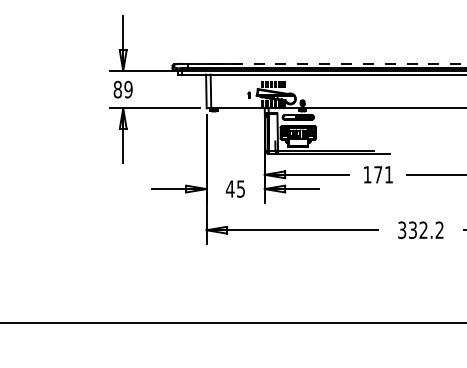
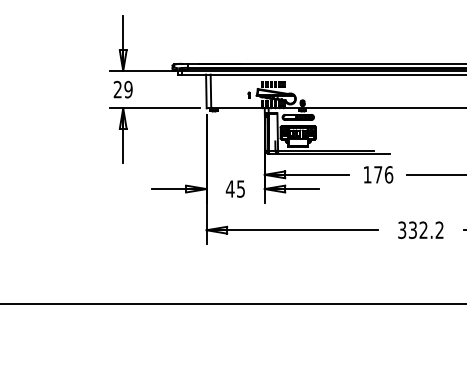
line: dashed -> solid (327, 63)
text: 89 -> 29 (117, 89)
text: 171 -> 176 (388, 174)
line position: (232, 323) -> (232, 304) (232, 304)
